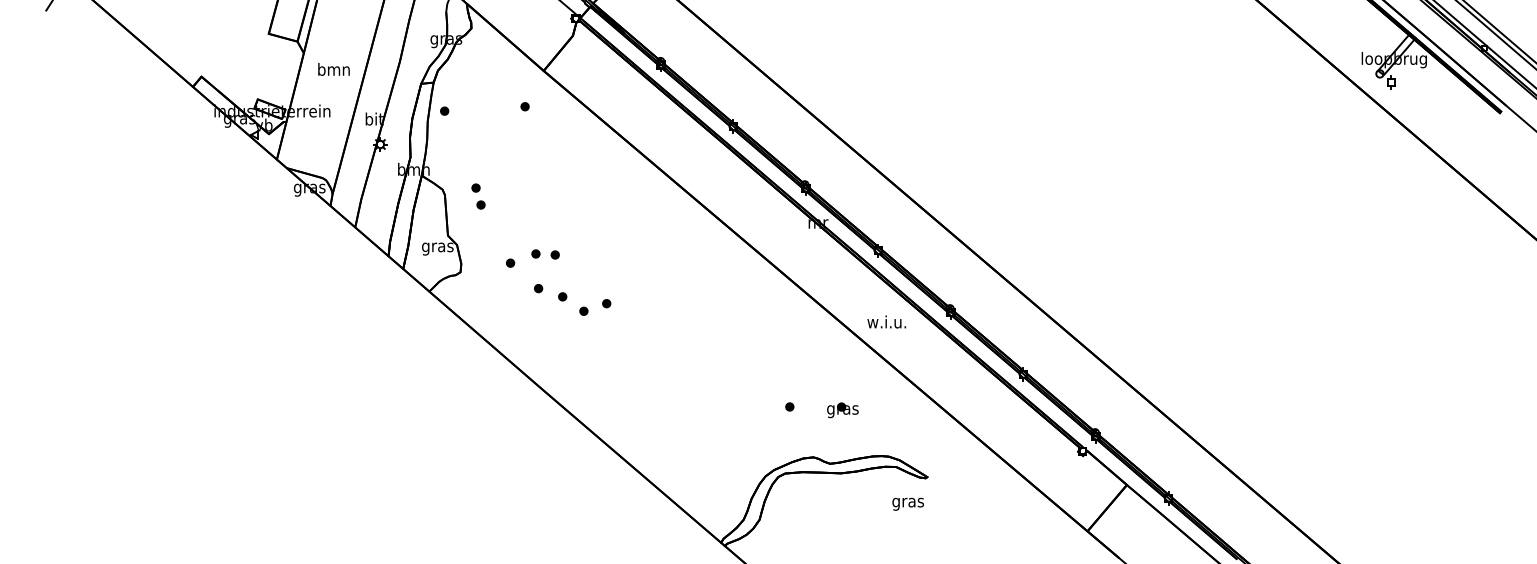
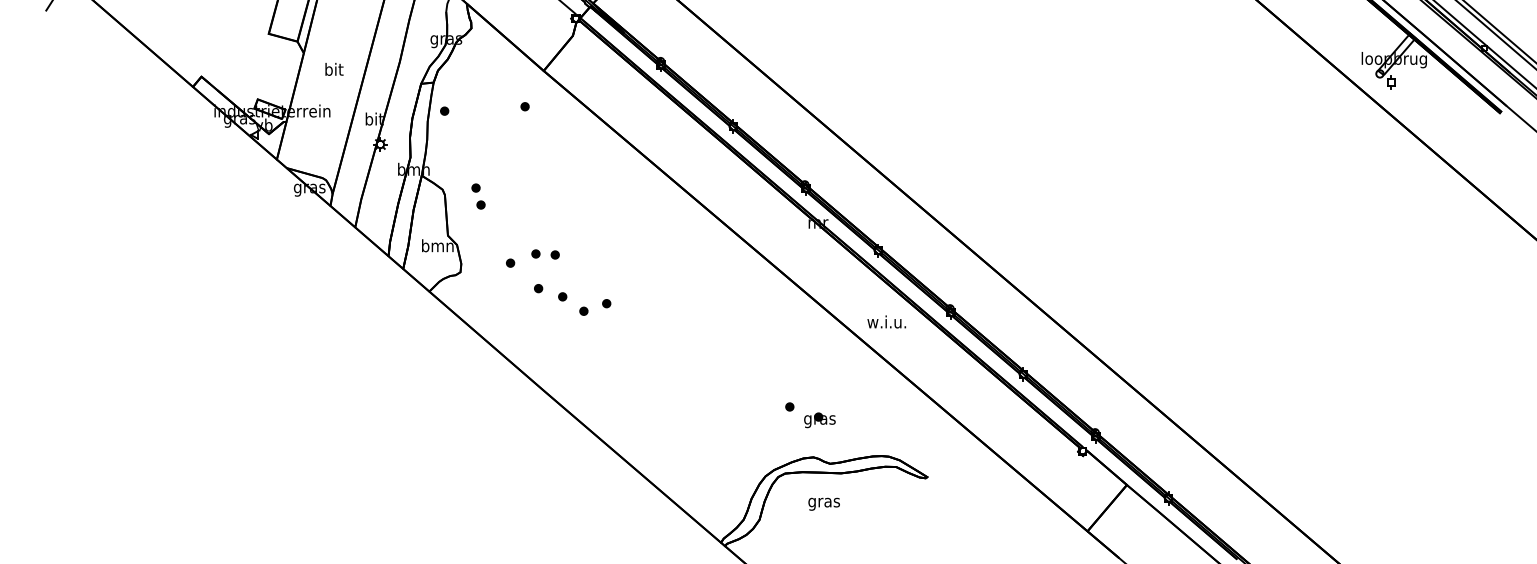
text: bmn -> bit (333, 68)
text: gras -> bmn (437, 247)
part position: (842, 410) -> (819, 420) (819, 420)
text position: (907, 503) -> (823, 503) (823, 503)
